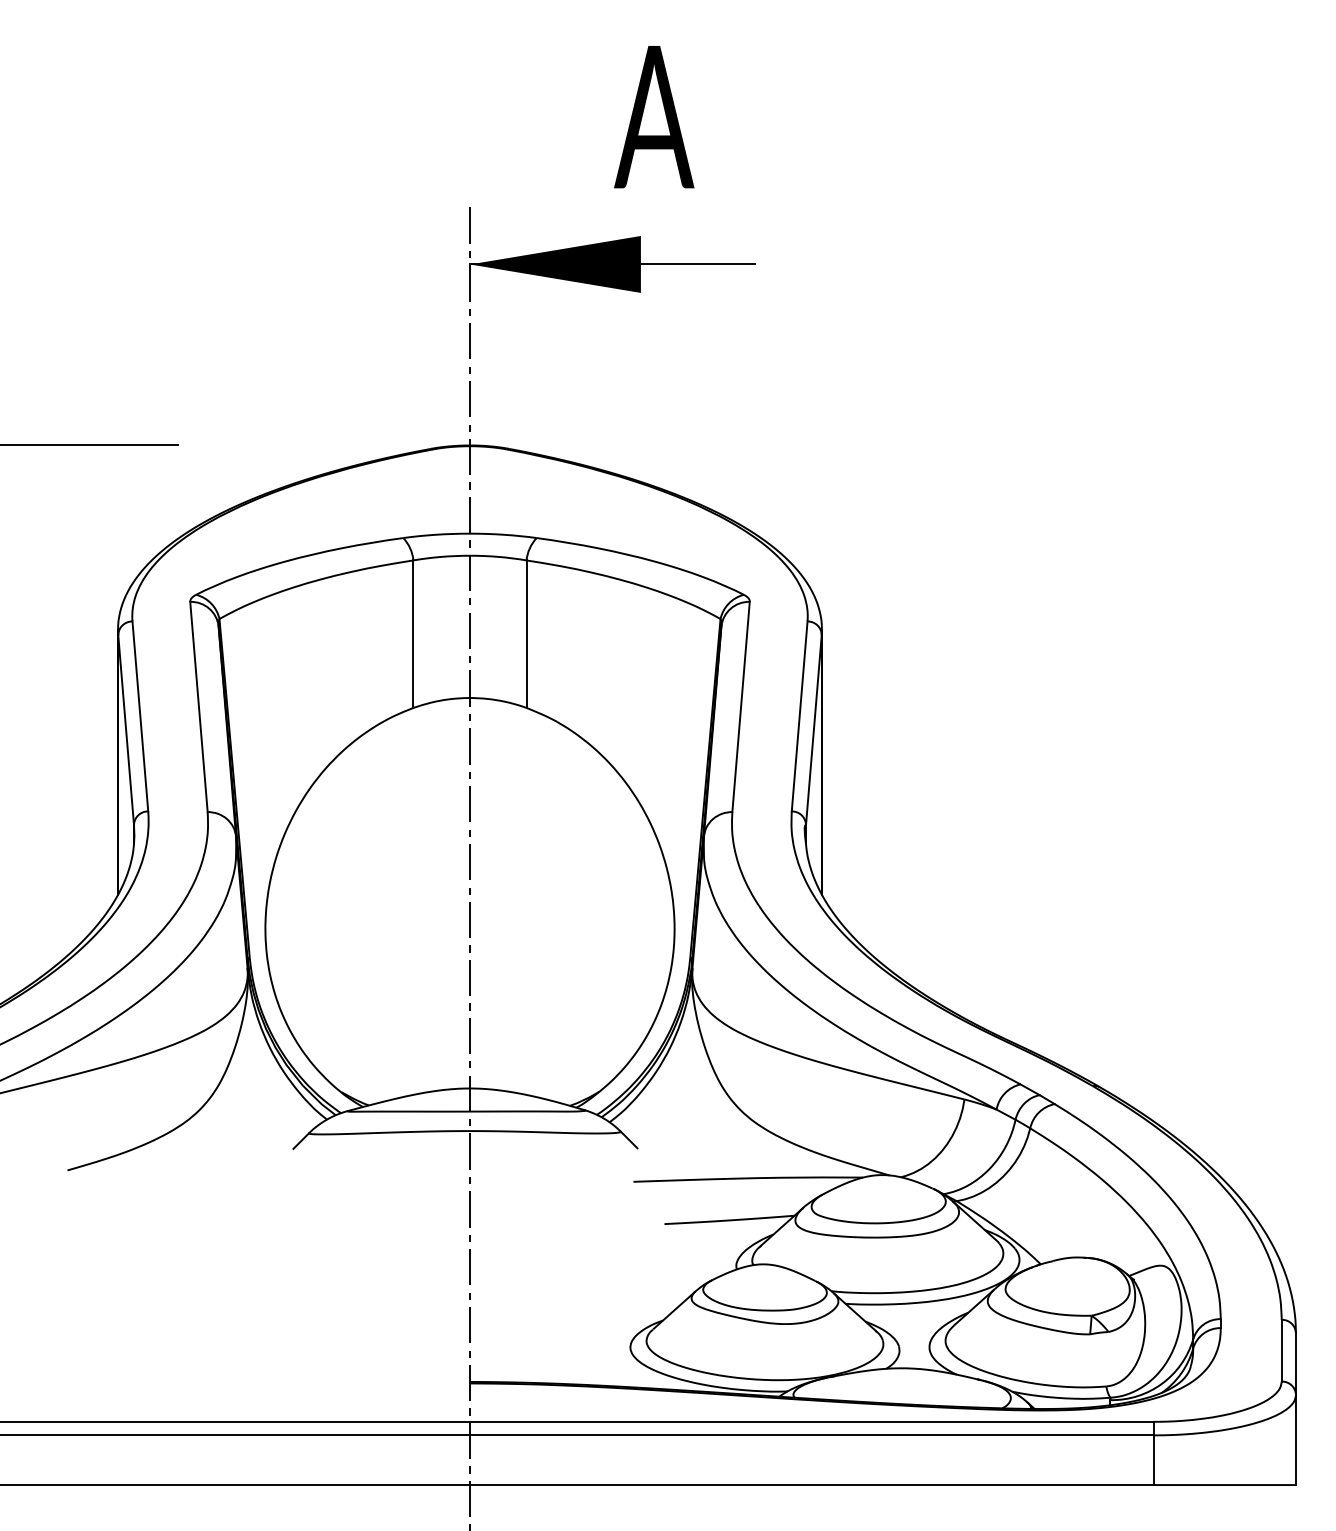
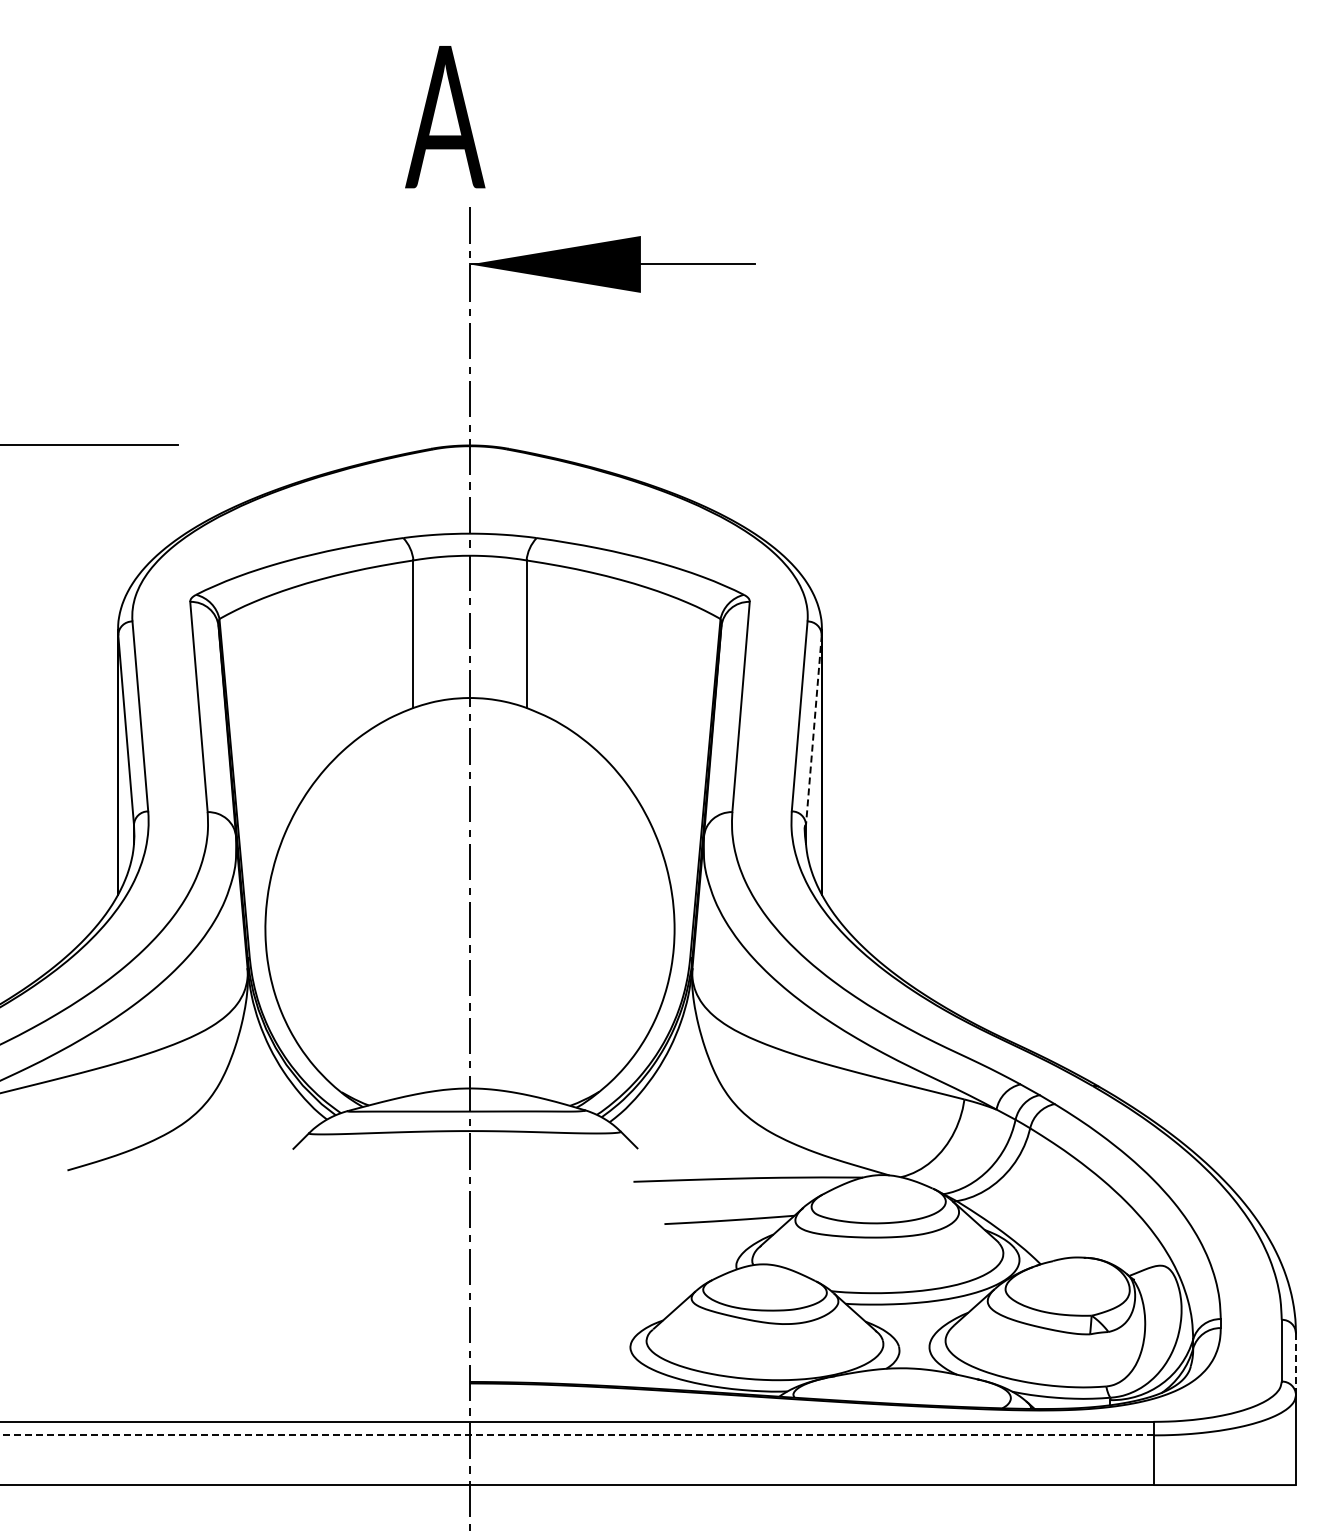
text position: (654, 117) -> (445, 117) (445, 117)
line: solid -> dashed (813, 730)
line: solid -> dashed (1295, 1364)
line: solid -> dashed (576, 1435)
